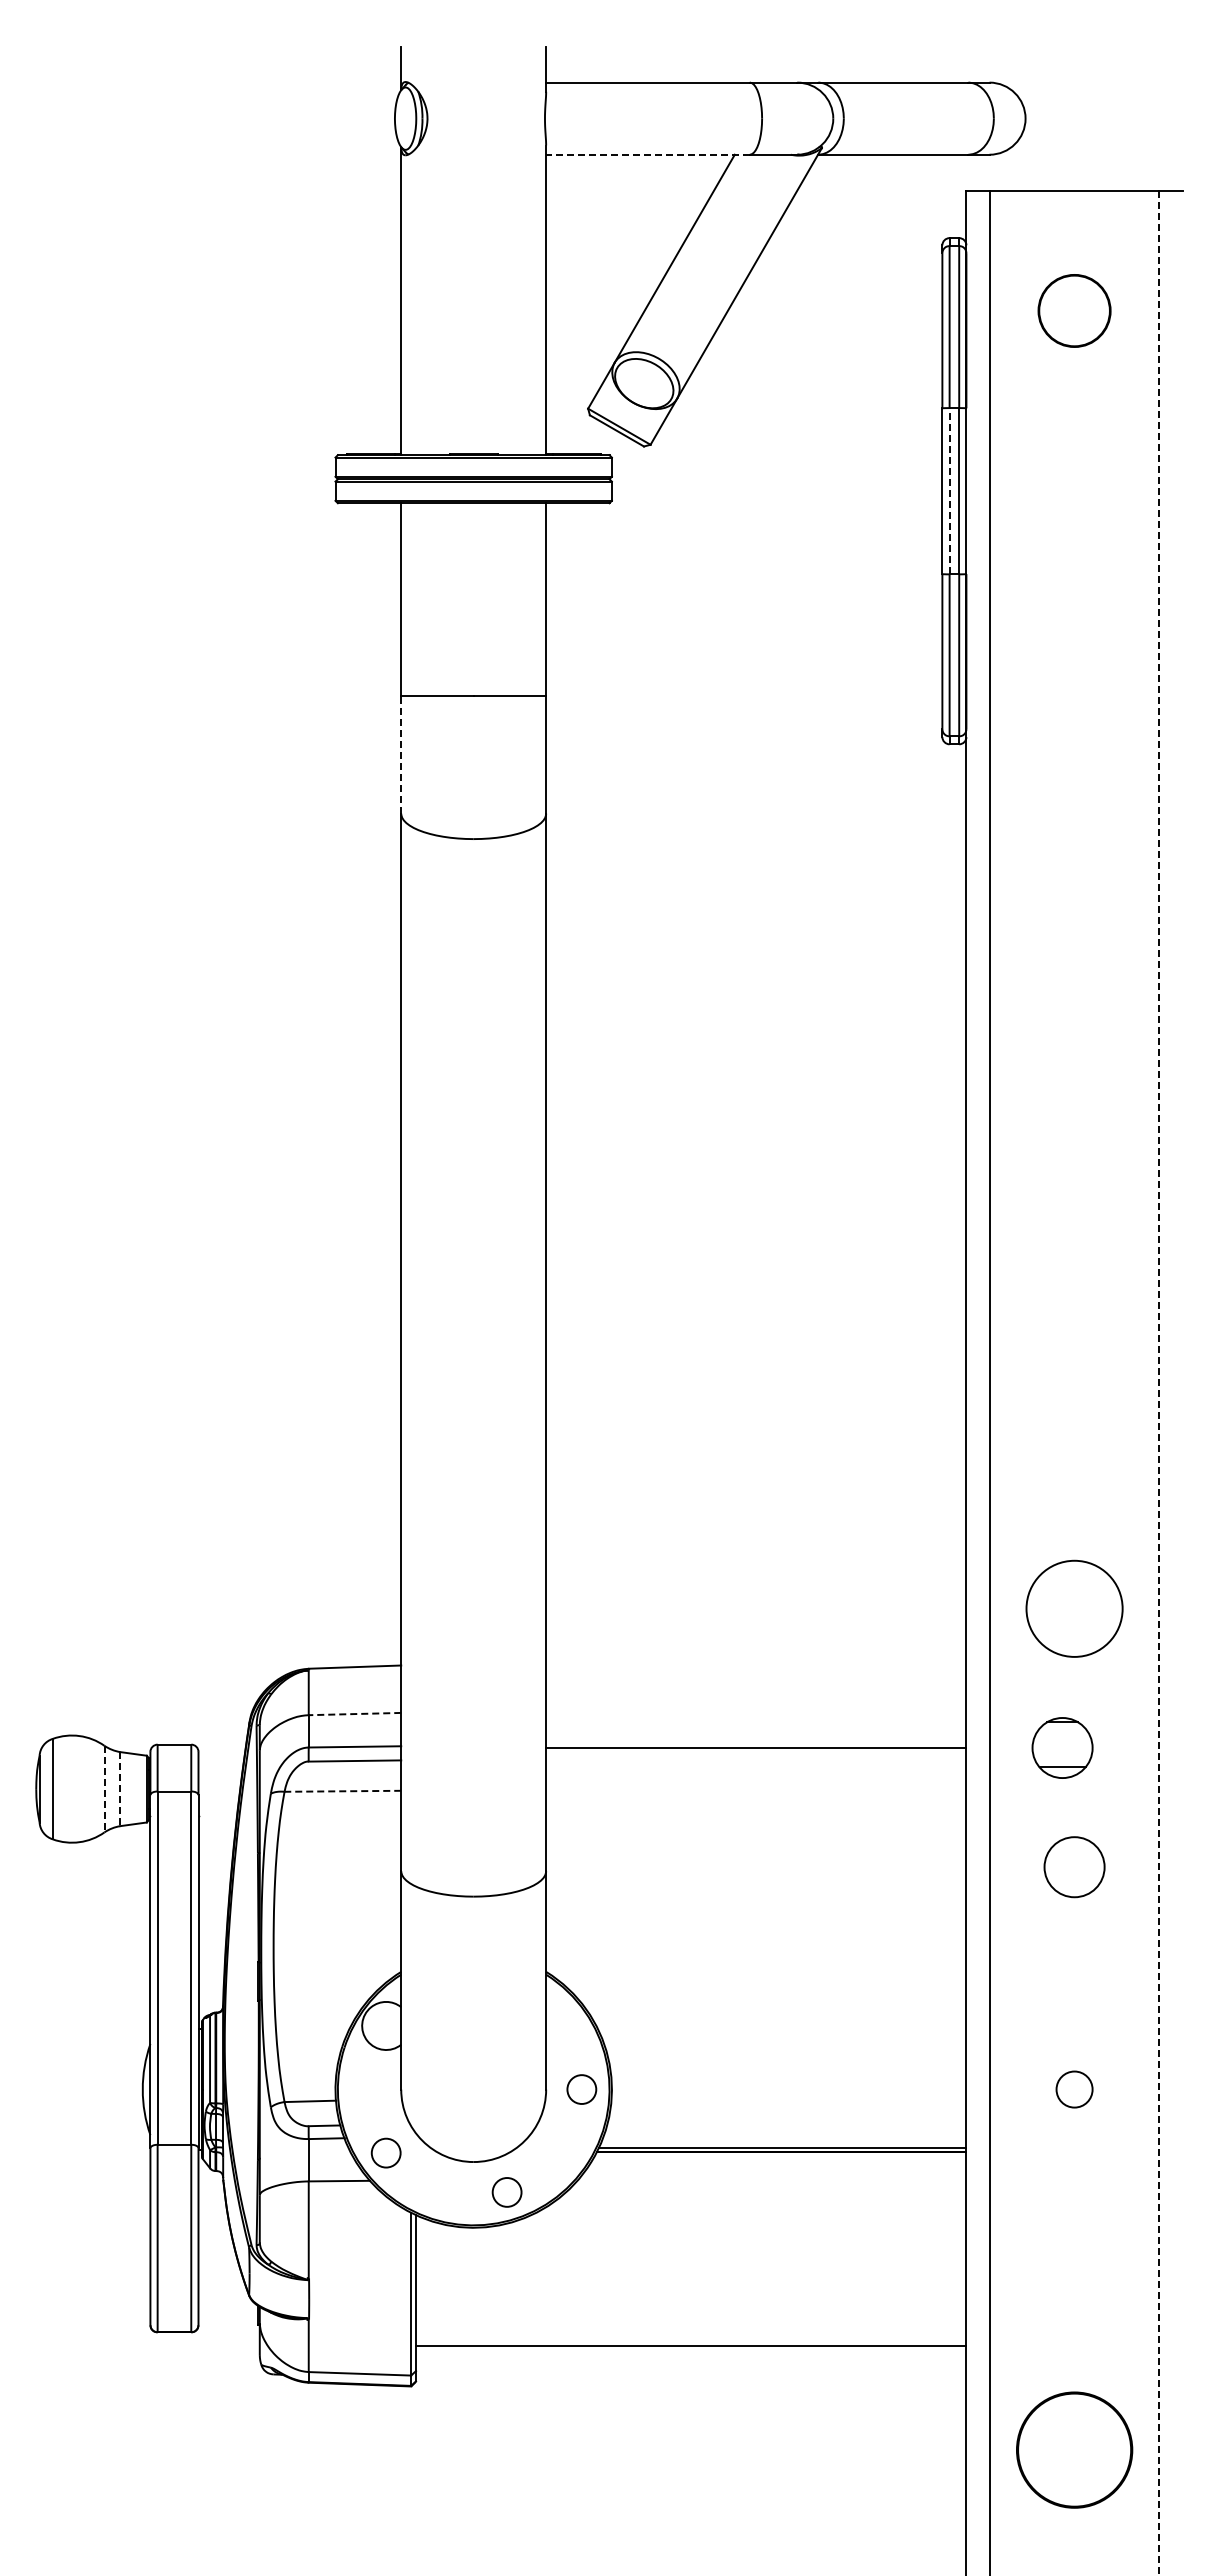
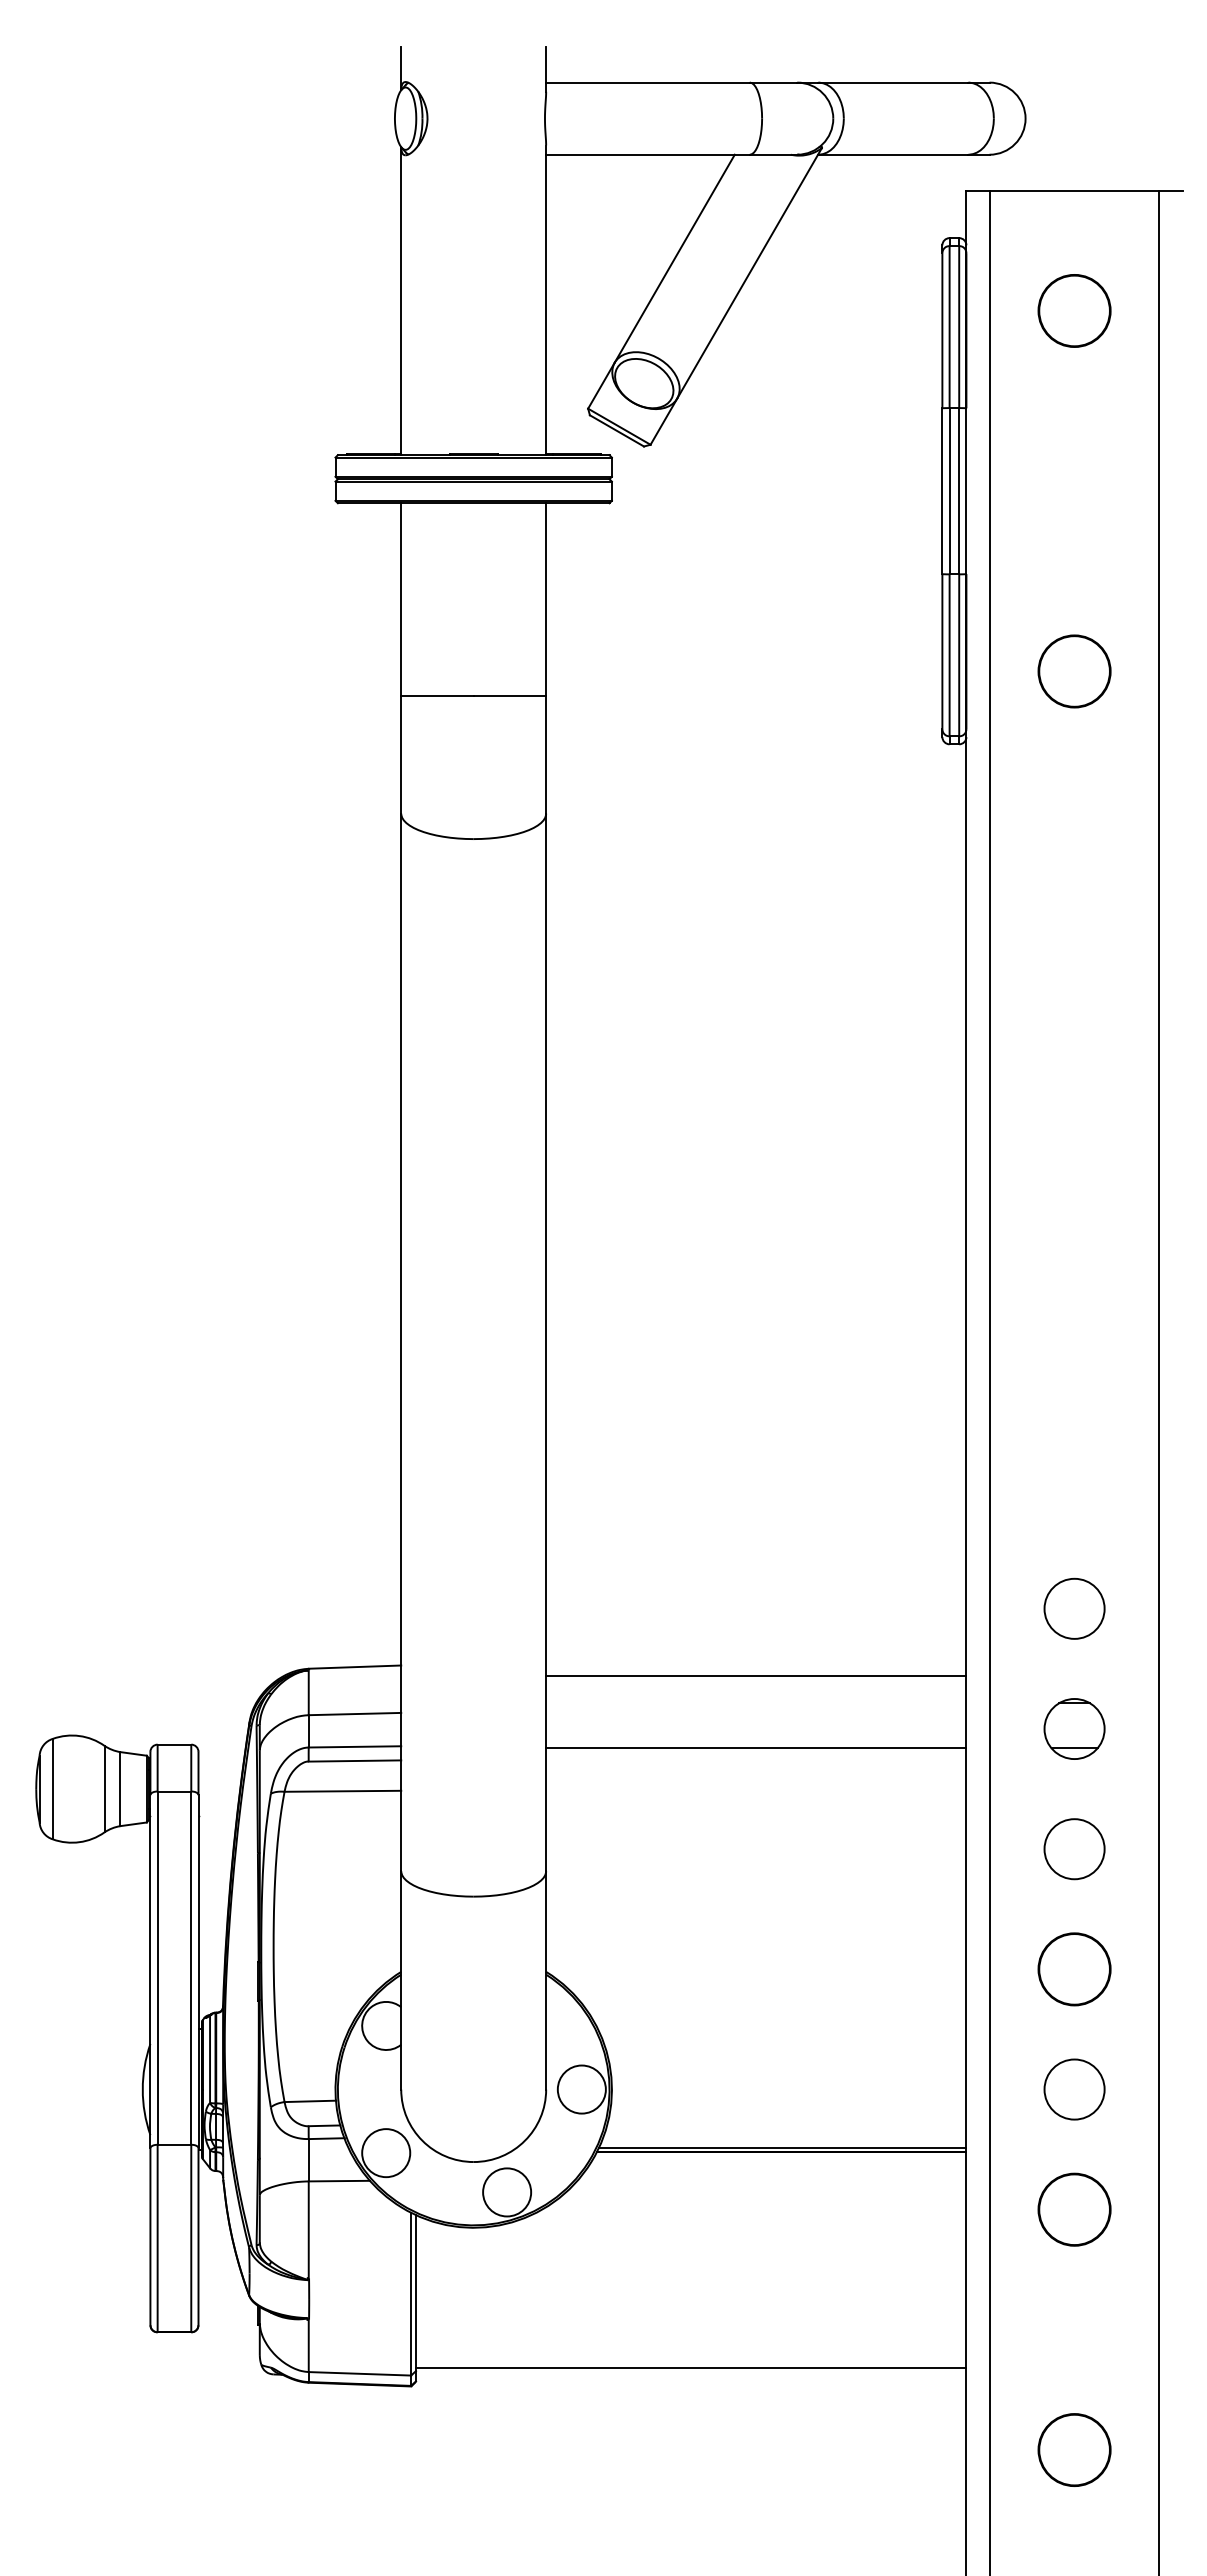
line: dashed -> solid (647, 154)
line: dashed -> solid (949, 490)
circle: none -> present (1074, 671)
line: dashed -> solid (401, 754)
line: dashed -> solid (1158, 1383)
circle diameter: 96 px -> 60 px (1074, 1608)
line: none -> present (756, 1676)
line: dashed -> solid (354, 1714)
part position: (1062, 1747) -> (1074, 1728) (1074, 1728)
line: dashed -> solid (104, 1789)
line: dashed -> solid (120, 1789)
line: dashed -> solid (342, 1791)
circle position: (1074, 1867) -> (1074, 1849) (1074, 1849)
circle: none -> present (1074, 1969)
circle diameter: 29 px -> 48 px (581, 2089)
circle diameter: 36 px -> 60 px (1074, 2089)
circle diameter: 29 px -> 48 px (386, 2153)
circle diameter: 29 px -> 48 px (507, 2192)
circle: none -> present (1074, 2209)
line position: (691, 2346) -> (691, 2368) (691, 2368)
circle size: 118x118 px -> 75x74 px (1074, 2449)
